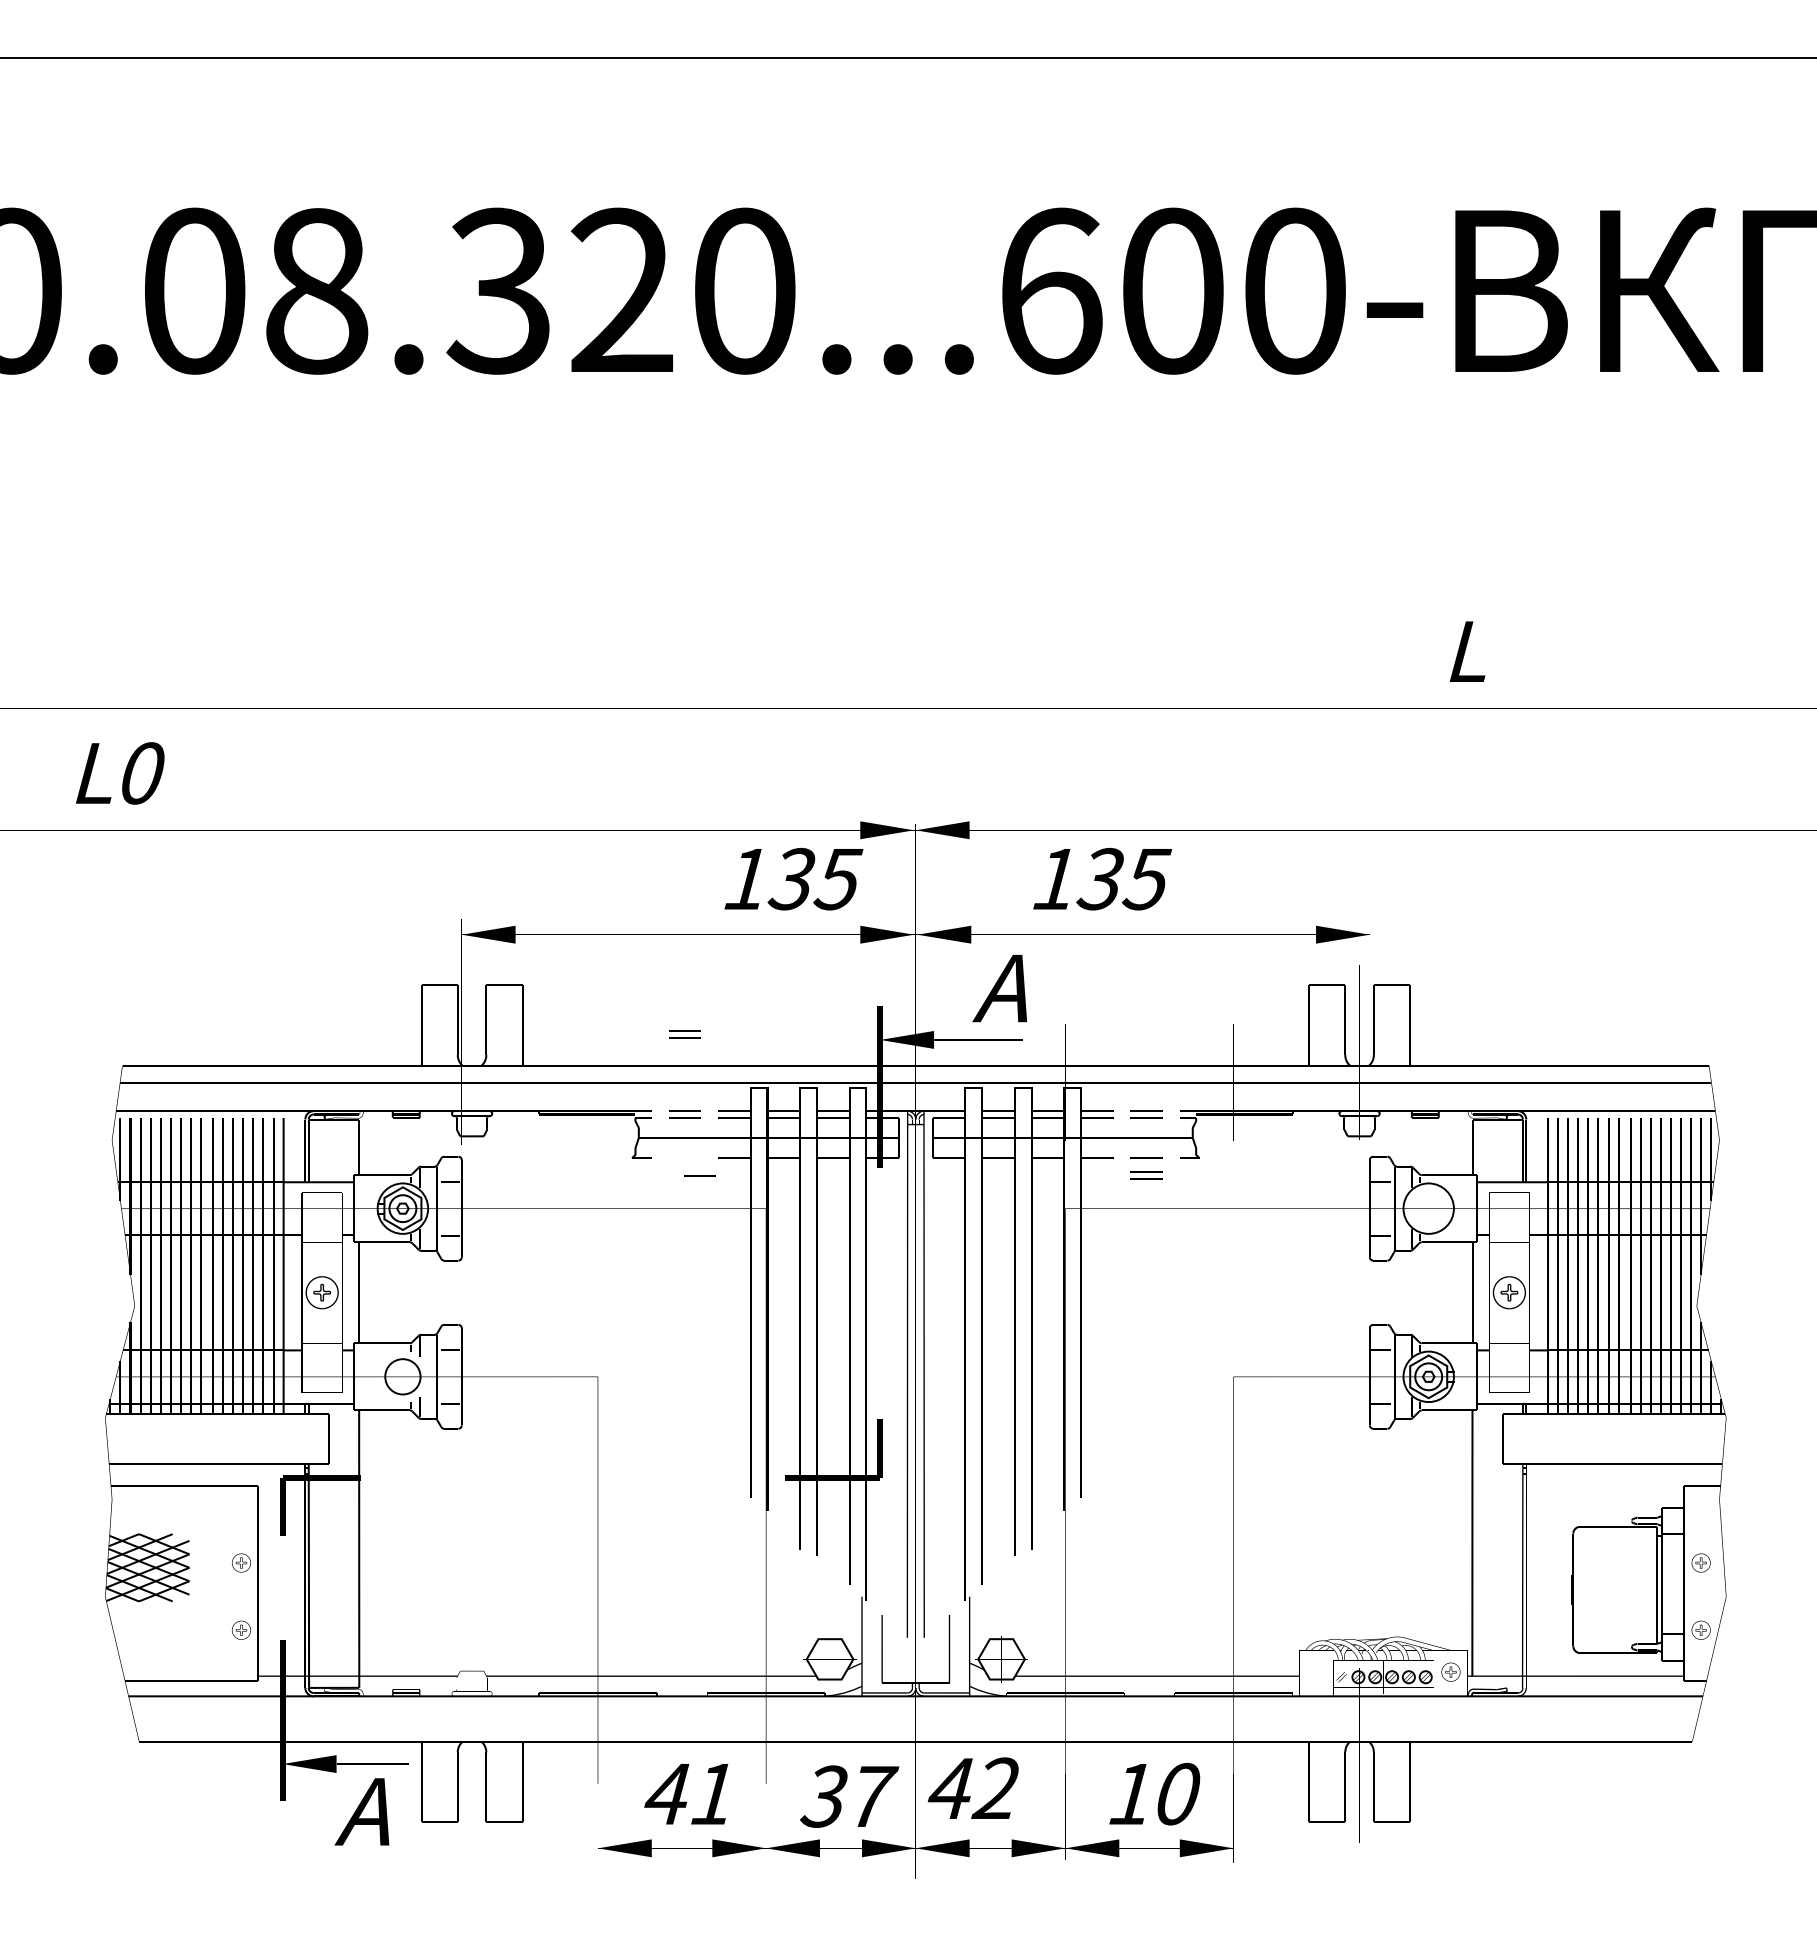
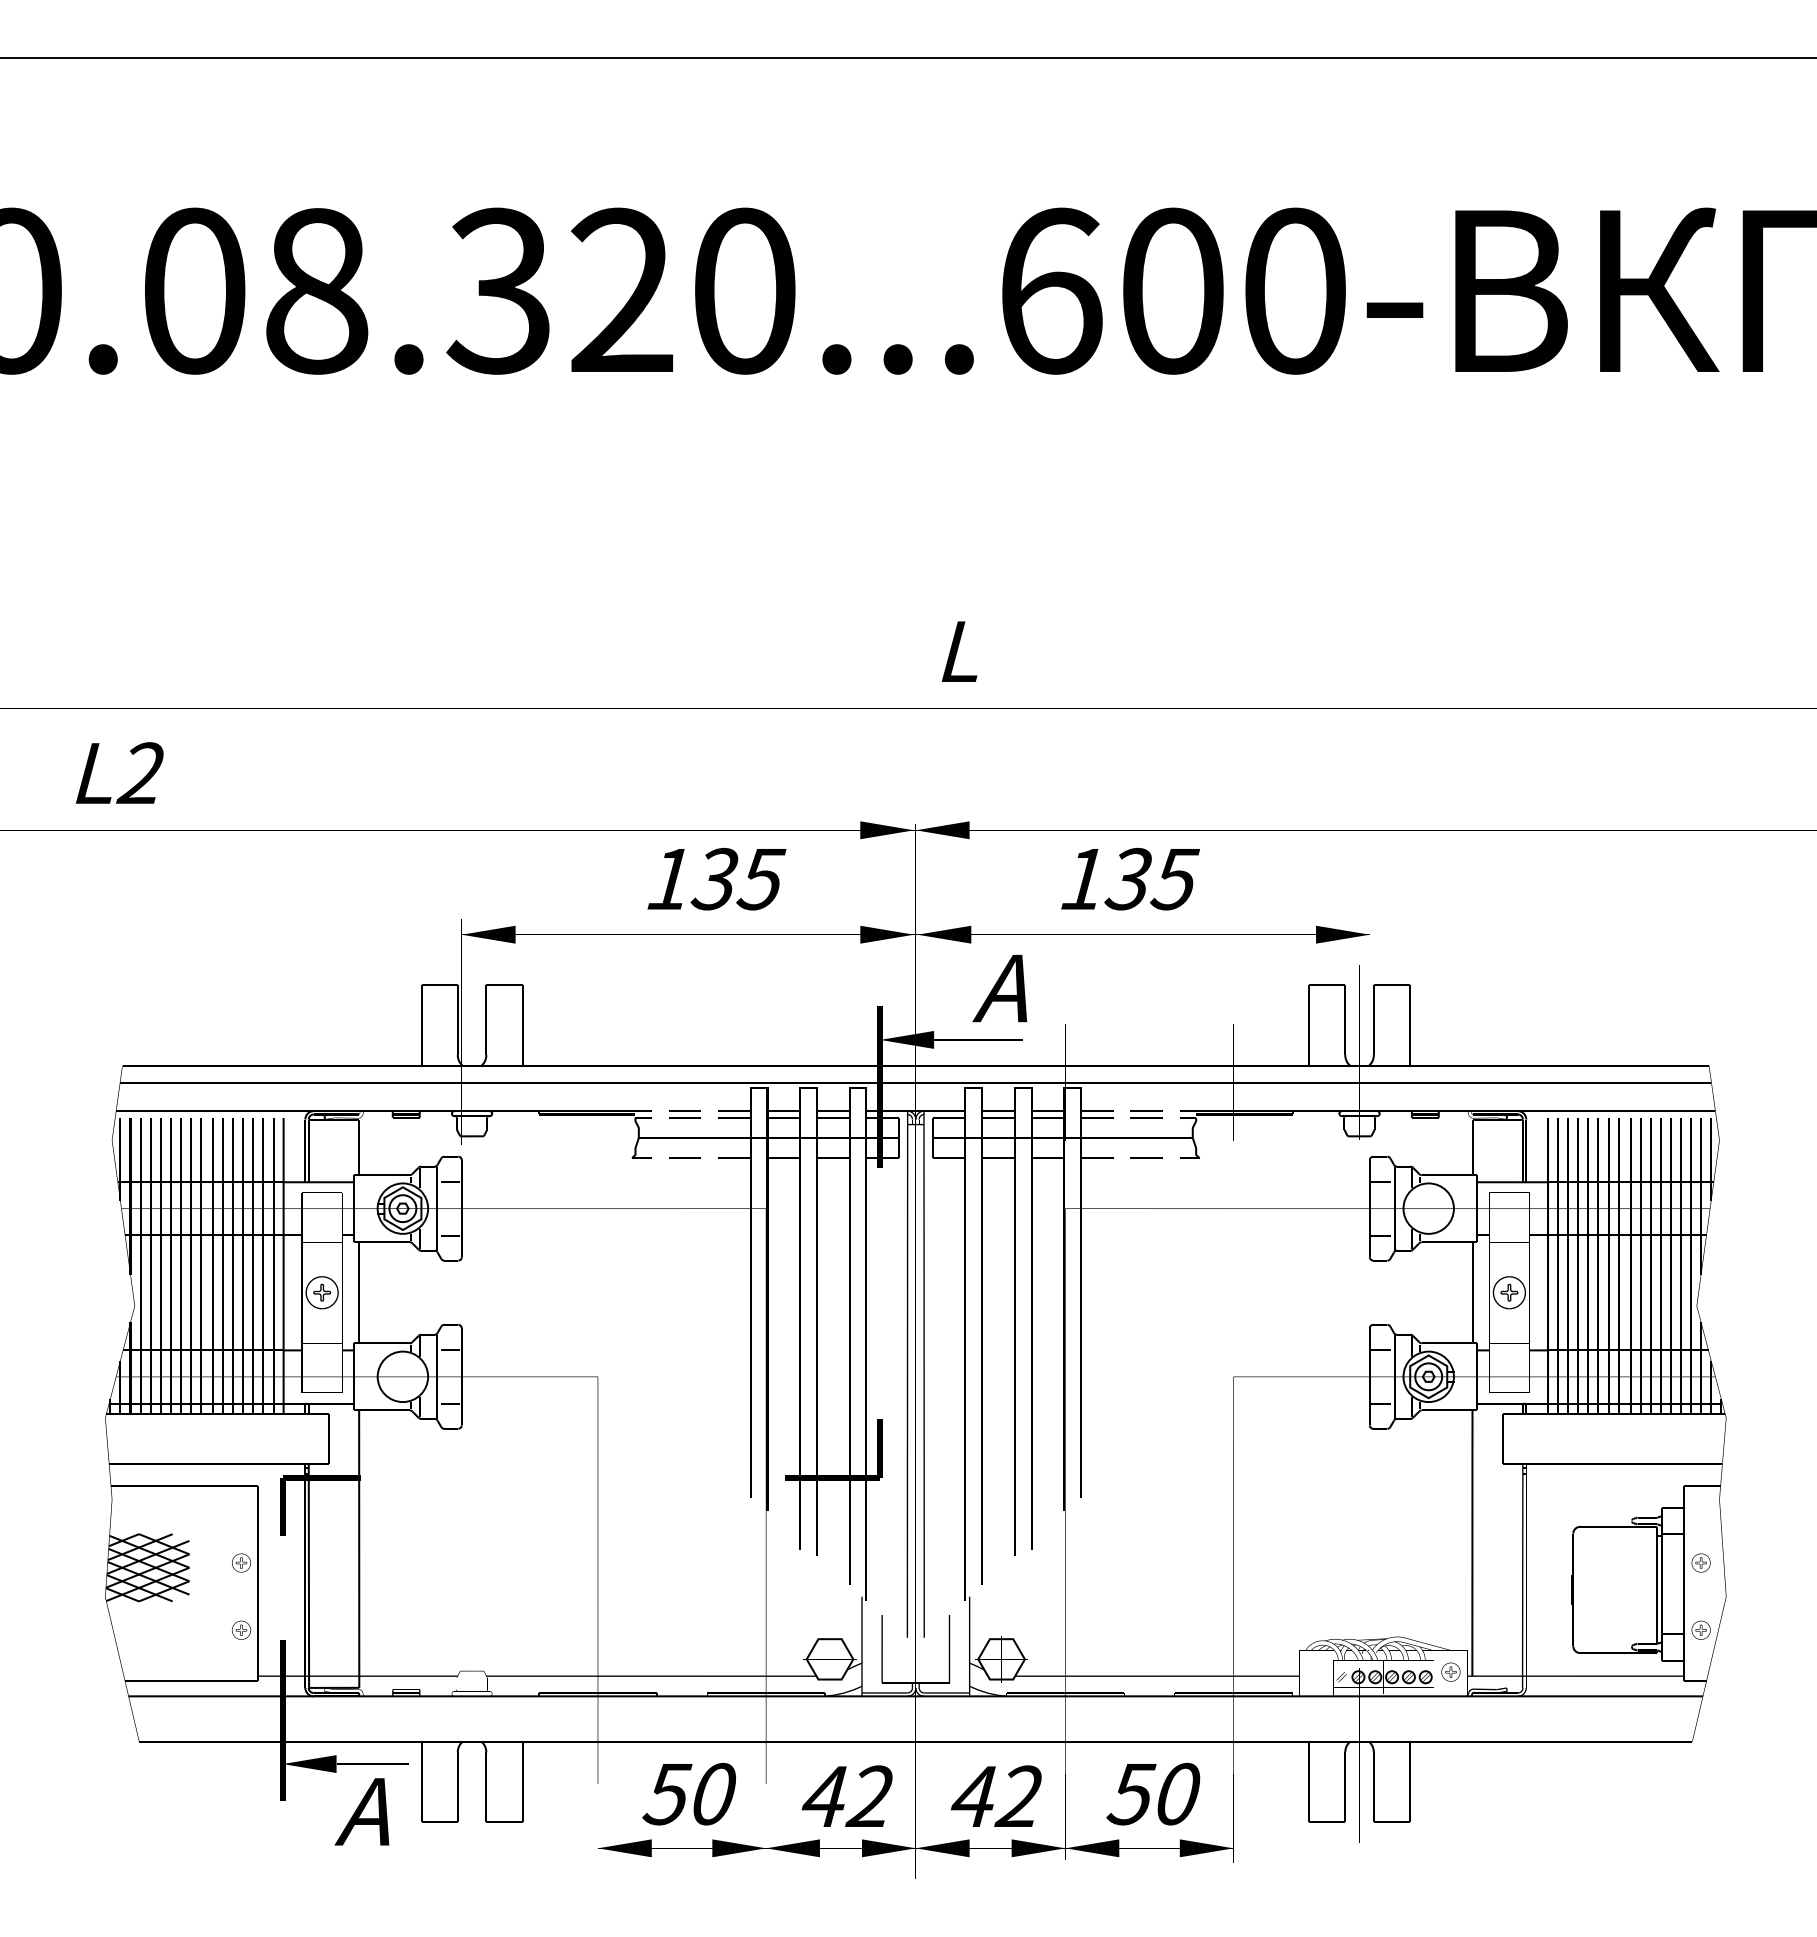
text position: (1467, 651) -> (959, 651) (959, 651)
text: L0 -> L2 (140, 773)
text position: (793, 879) -> (716, 879) (716, 879)
text position: (1102, 879) -> (1130, 879) (1130, 879)
part: present -> none (684, 1034)
line position: (699, 1175) -> (684, 1157) (684, 1157)
part: present -> none (1146, 1175)
circle diameter: 35 px -> 50 px (402, 1376)
text position: (972, 1787) -> (995, 1795) (995, 1795)
text: 41 -> 50 (689, 1793)
text: 10 -> 50 (1131, 1794)
text: 37 -> 42 (849, 1796)
